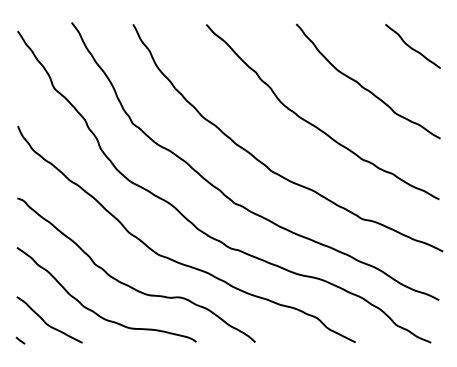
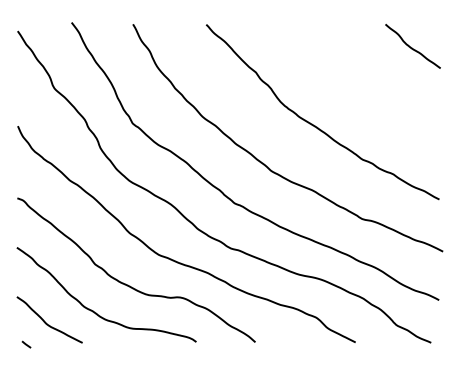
curve: present -> none (362, 85)
line position: (20, 340) -> (26, 344) (26, 344)
